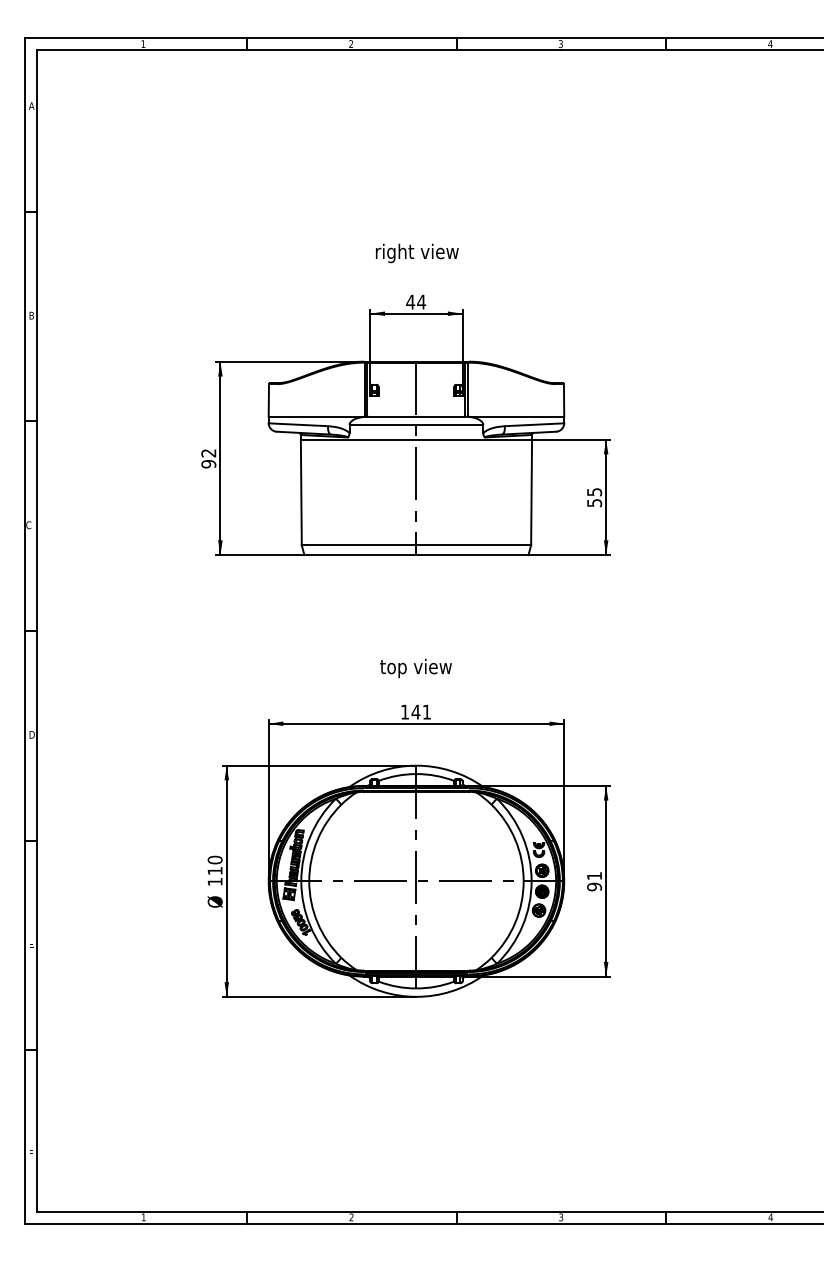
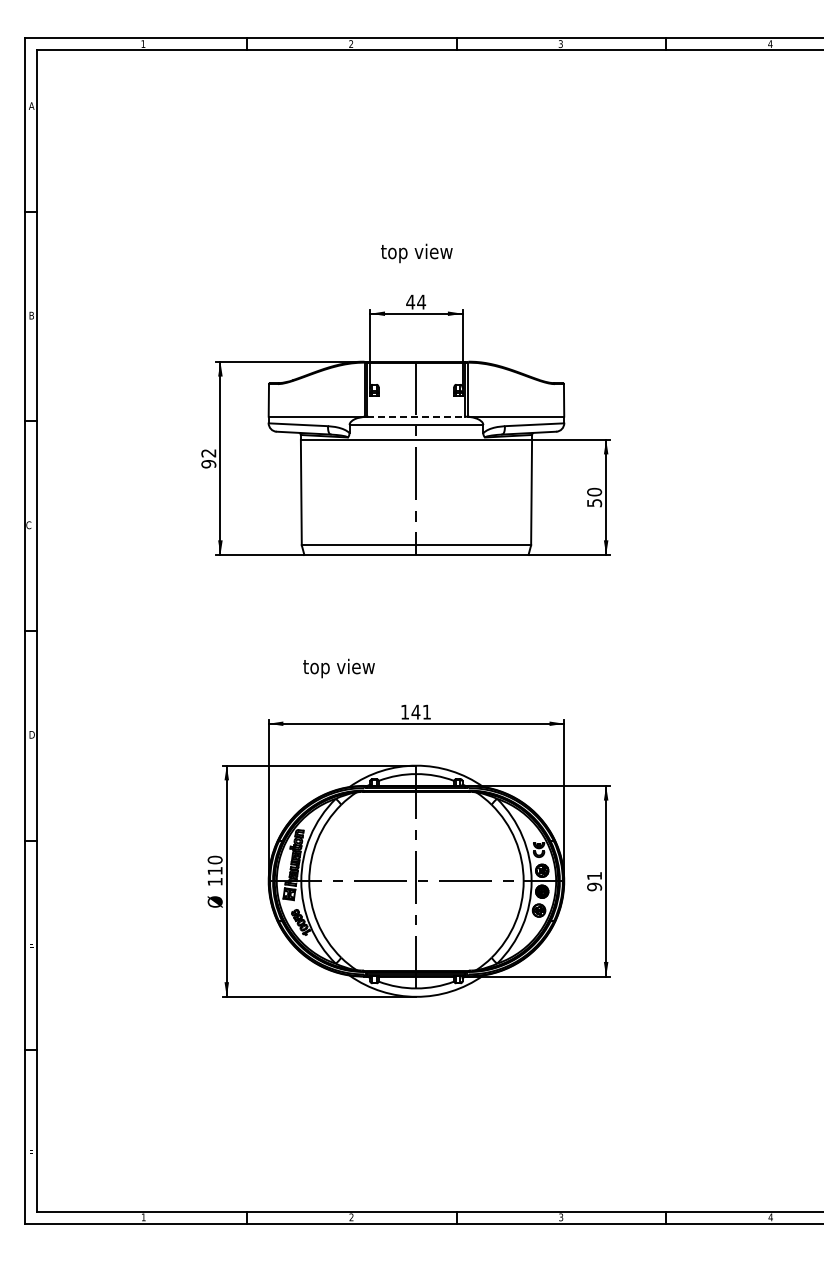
text: right view -> top view (416, 253)
line: solid -> dashed (416, 416)
text: 55 -> 50 (594, 491)
text position: (415, 668) -> (338, 668) (338, 668)
